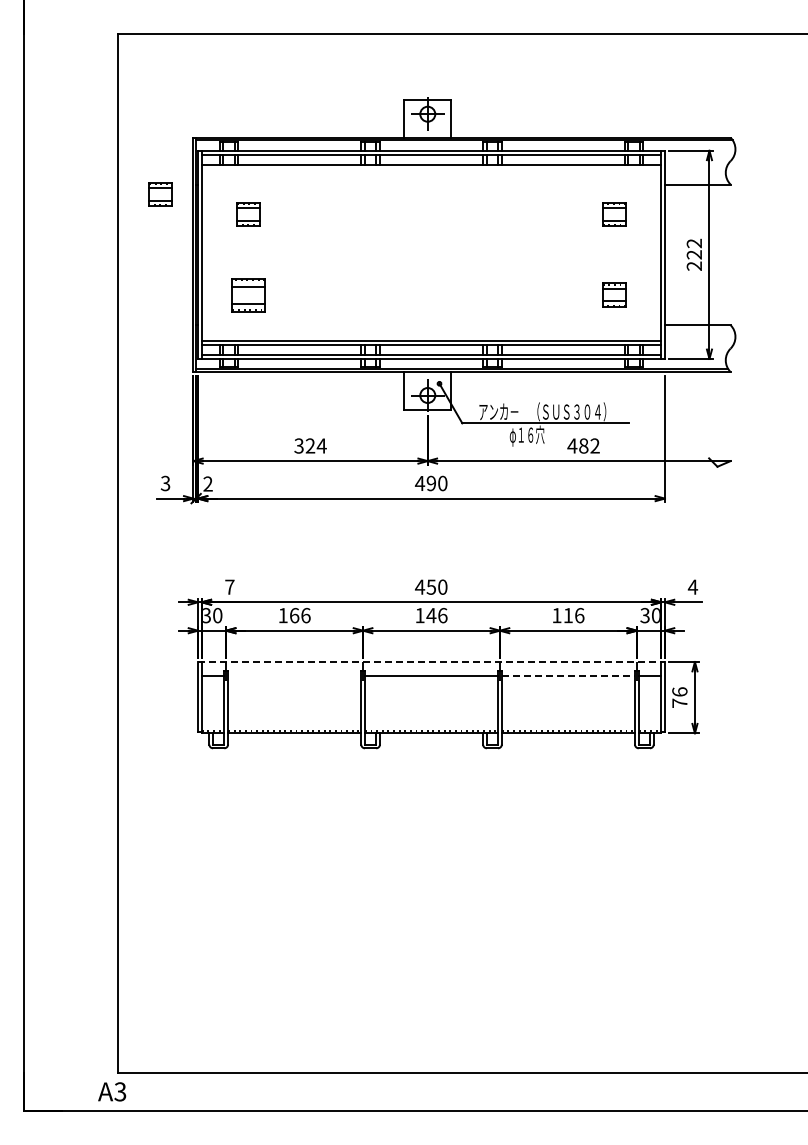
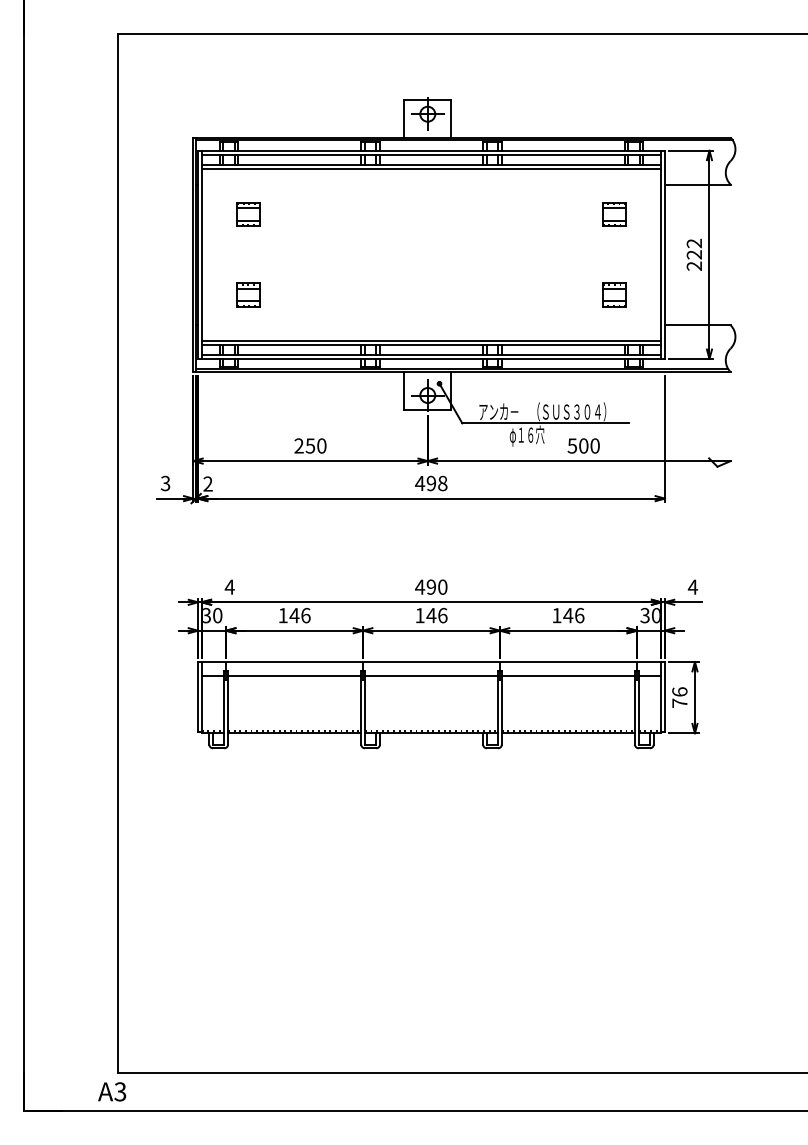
line: none -> present (431, 168)
part: present -> none (160, 194)
part size: 35x35 px -> 25x26 px (248, 294)
text: 324 -> 250 (310, 445)
text: 482 -> 500 (583, 445)
text: 490 -> 498 (442, 483)
text: 7 -> 4 (229, 586)
text: 450 -> 490 (430, 586)
text: 166 -> 146 (294, 615)
text: 116 -> 146 (568, 615)
line: dashed -> solid (432, 662)
line: none -> present (294, 676)
line: dashed -> solid (568, 676)
